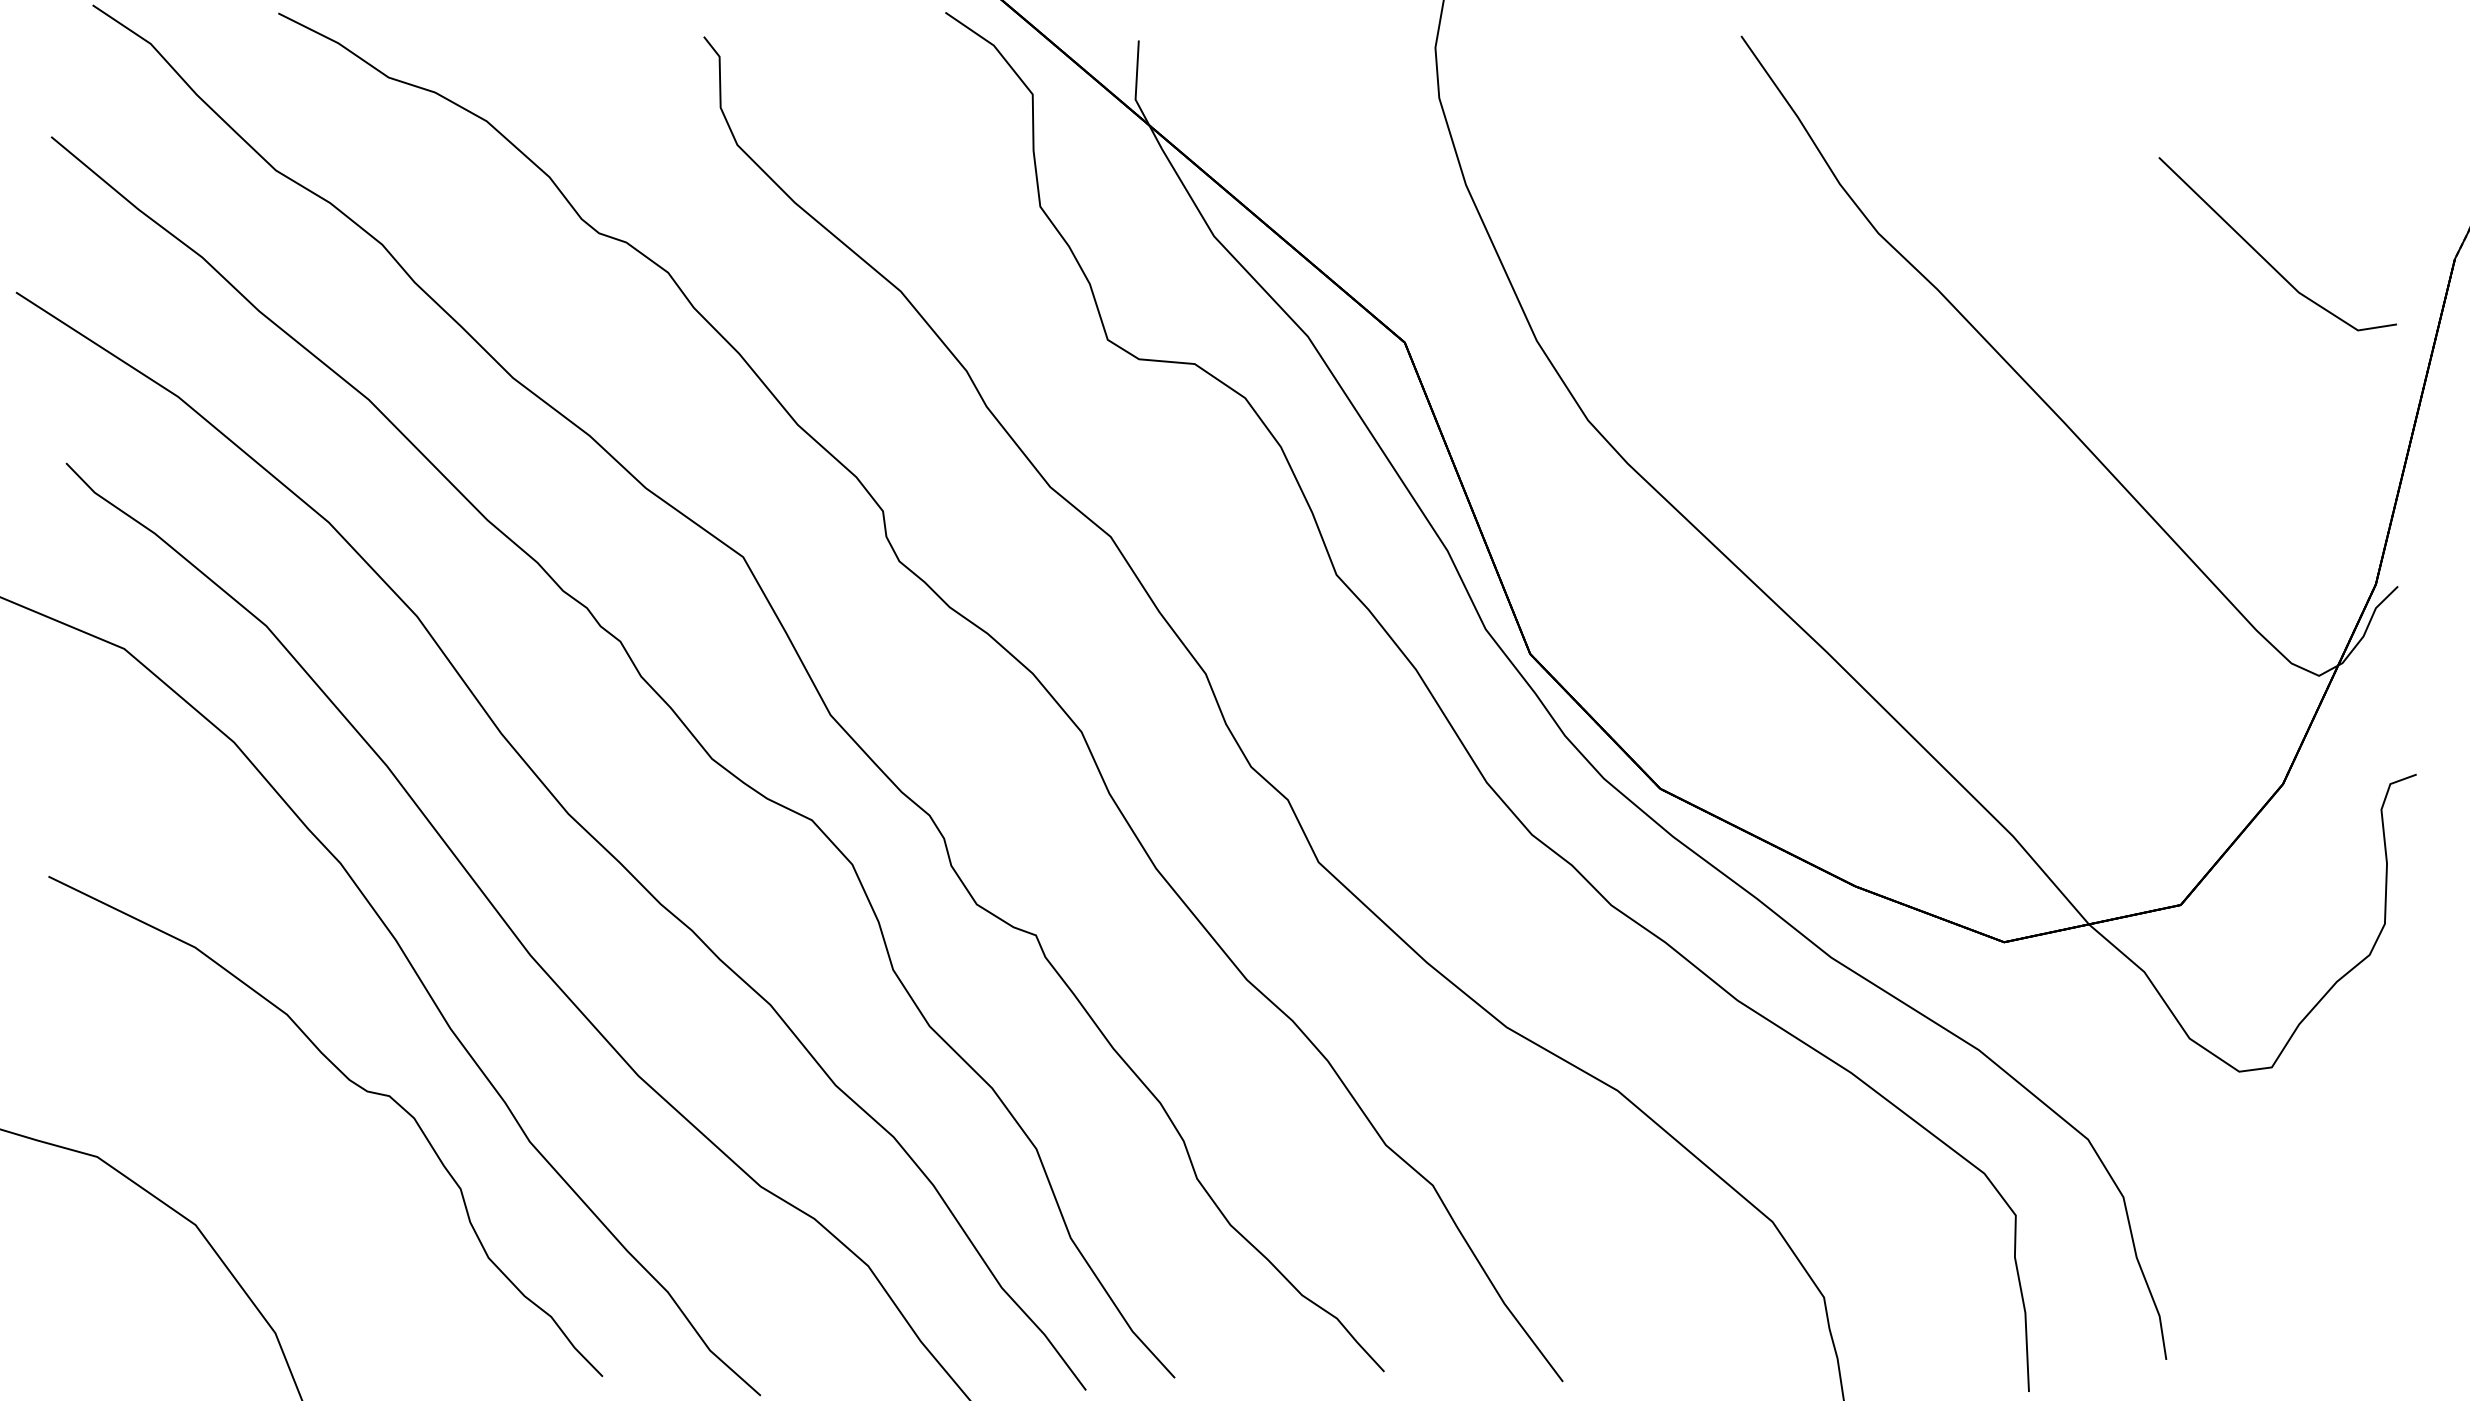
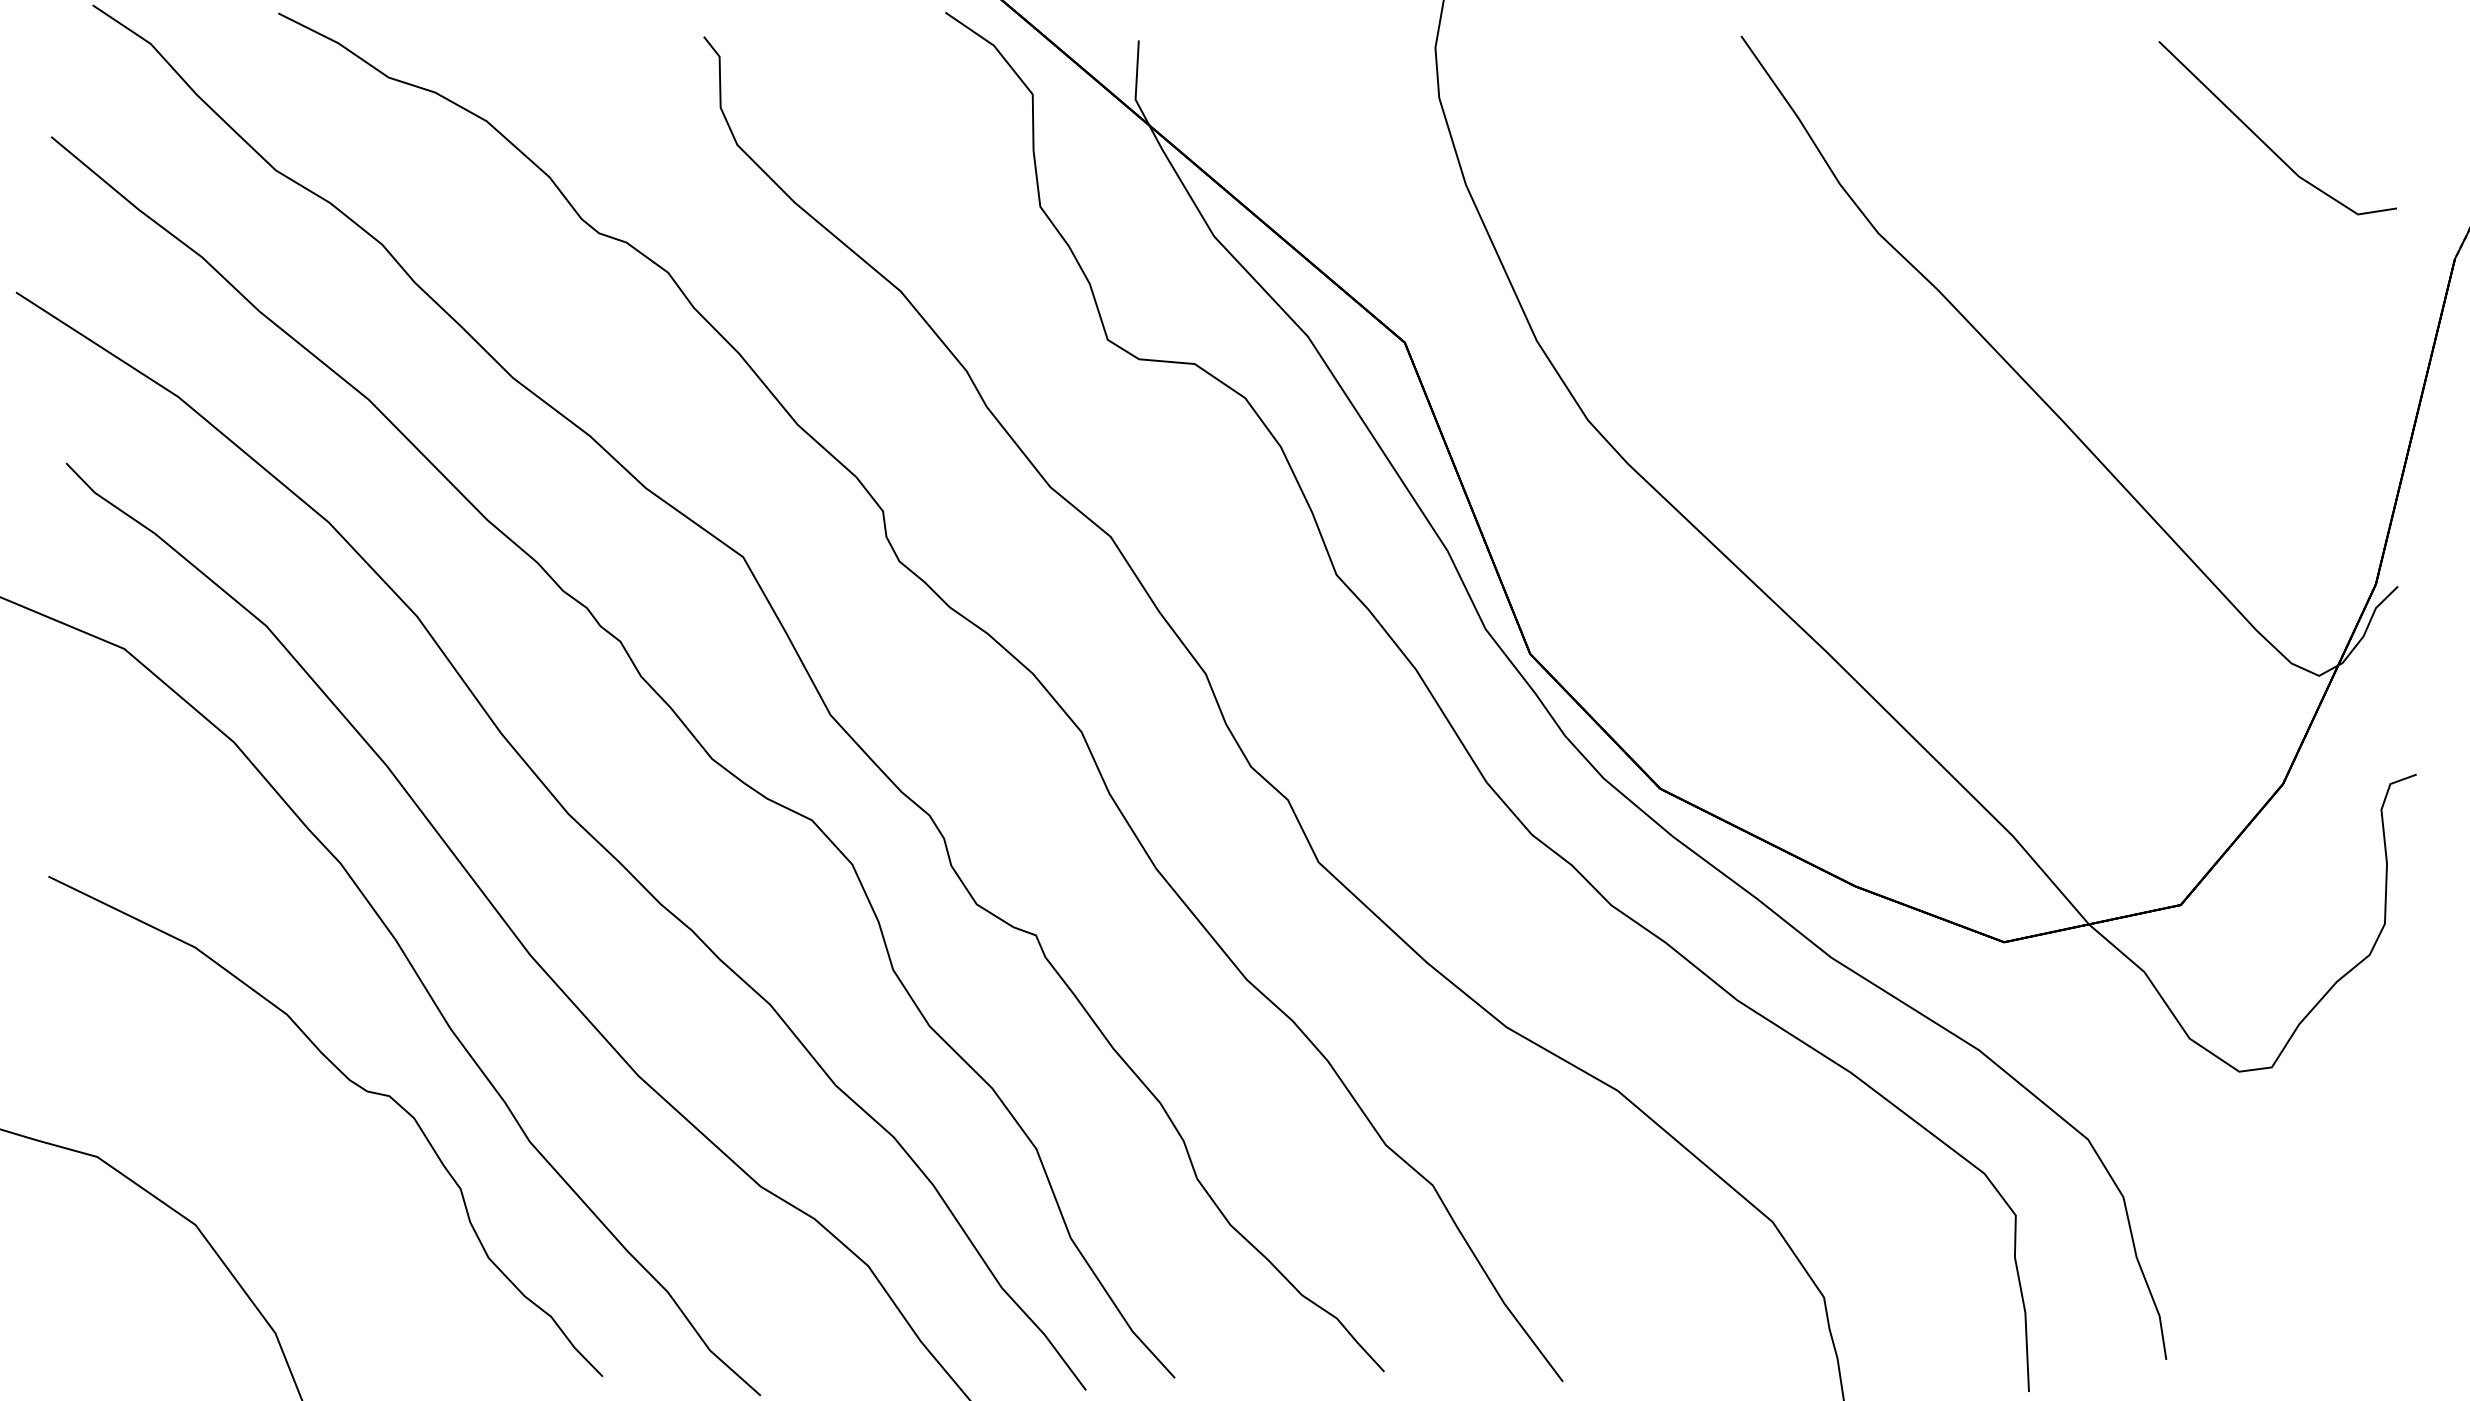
part position: (2266, 259) -> (2266, 143) (2266, 143)
